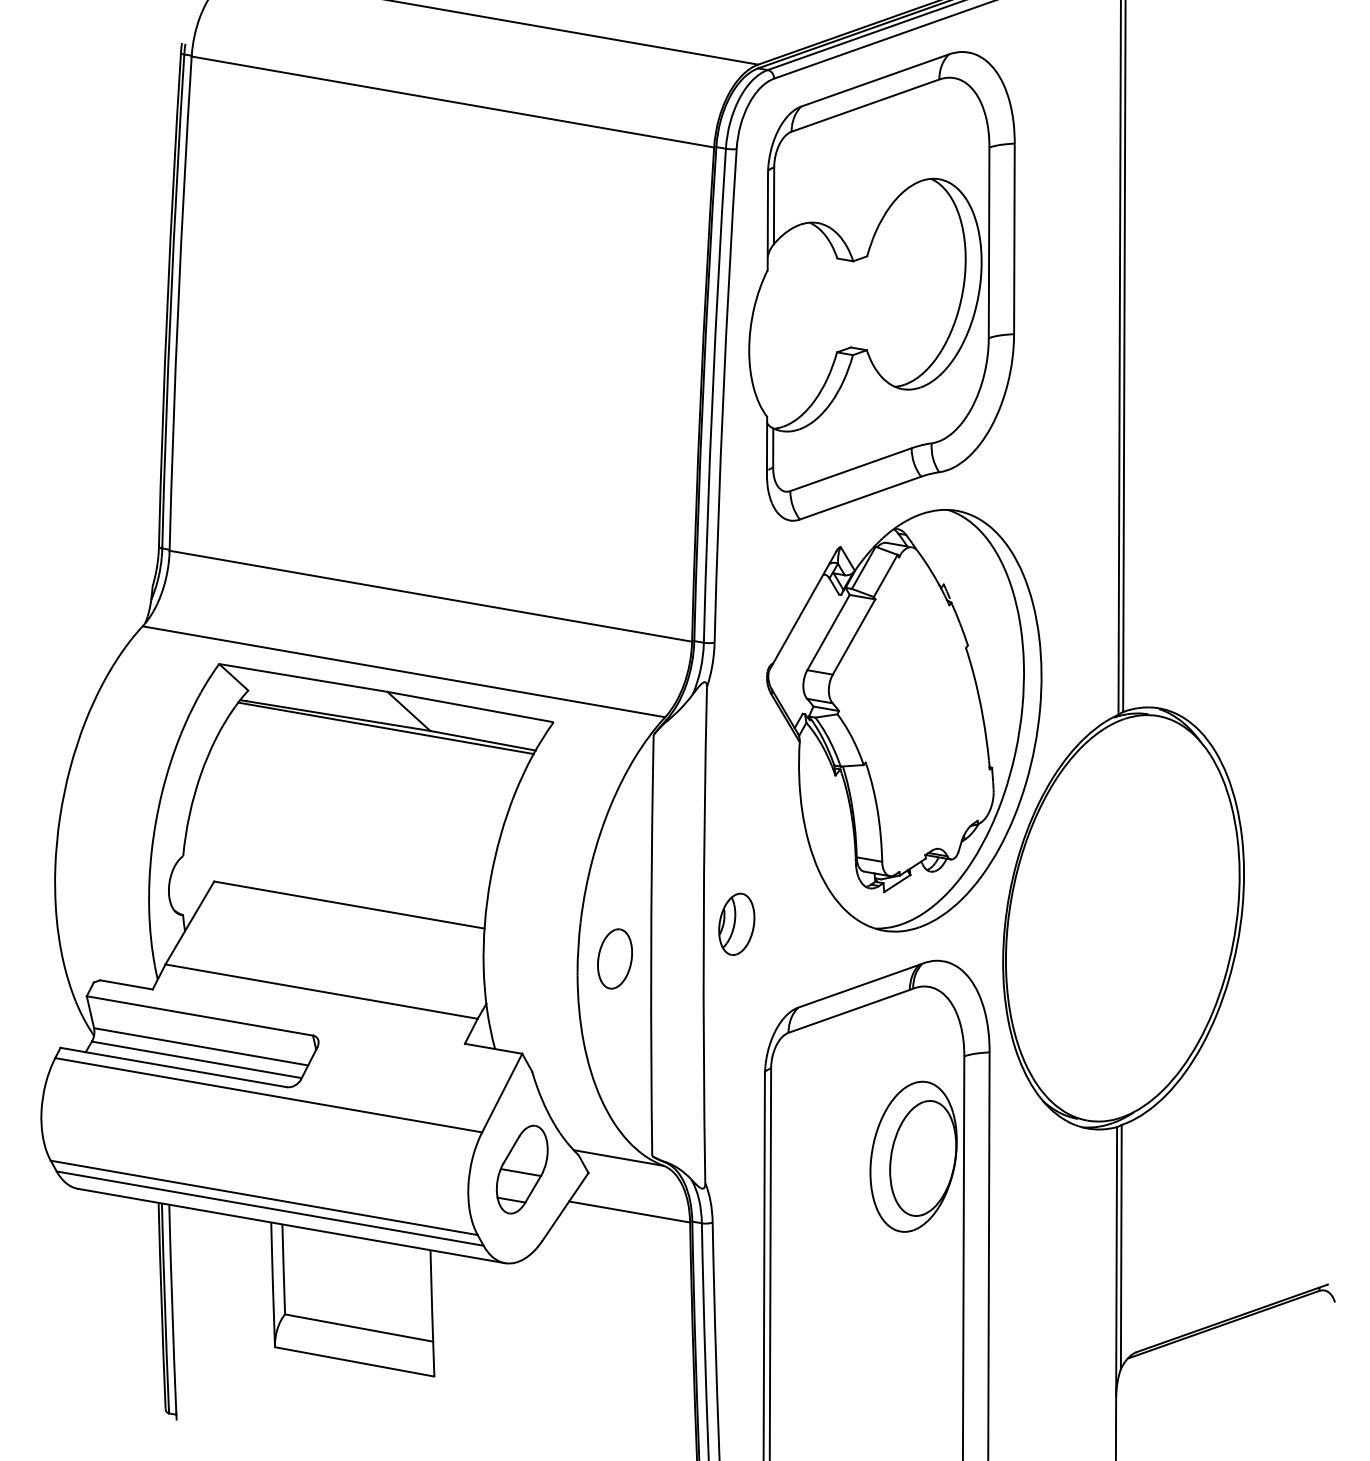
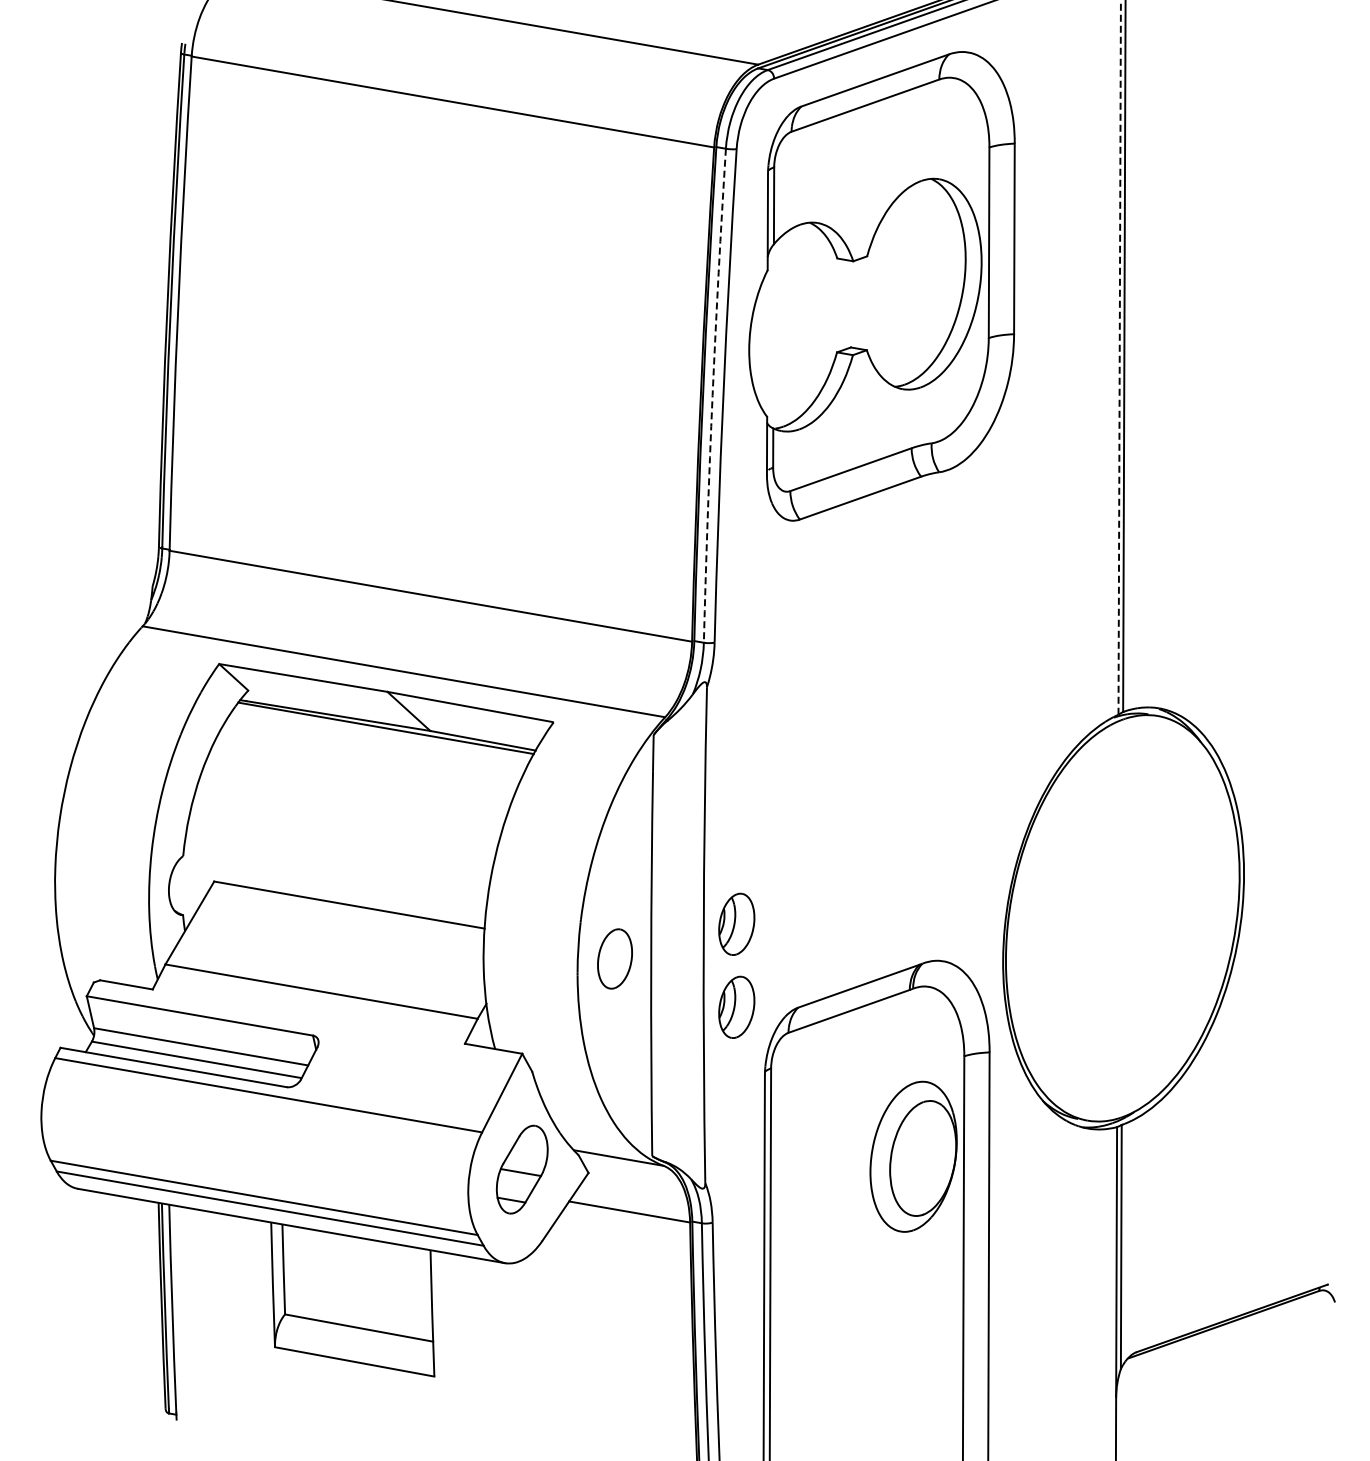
line: solid -> dashed (1119, 357)
arc: solid -> dashed (712, 395)
part: present -> none (904, 720)
part: none -> present (736, 1006)
